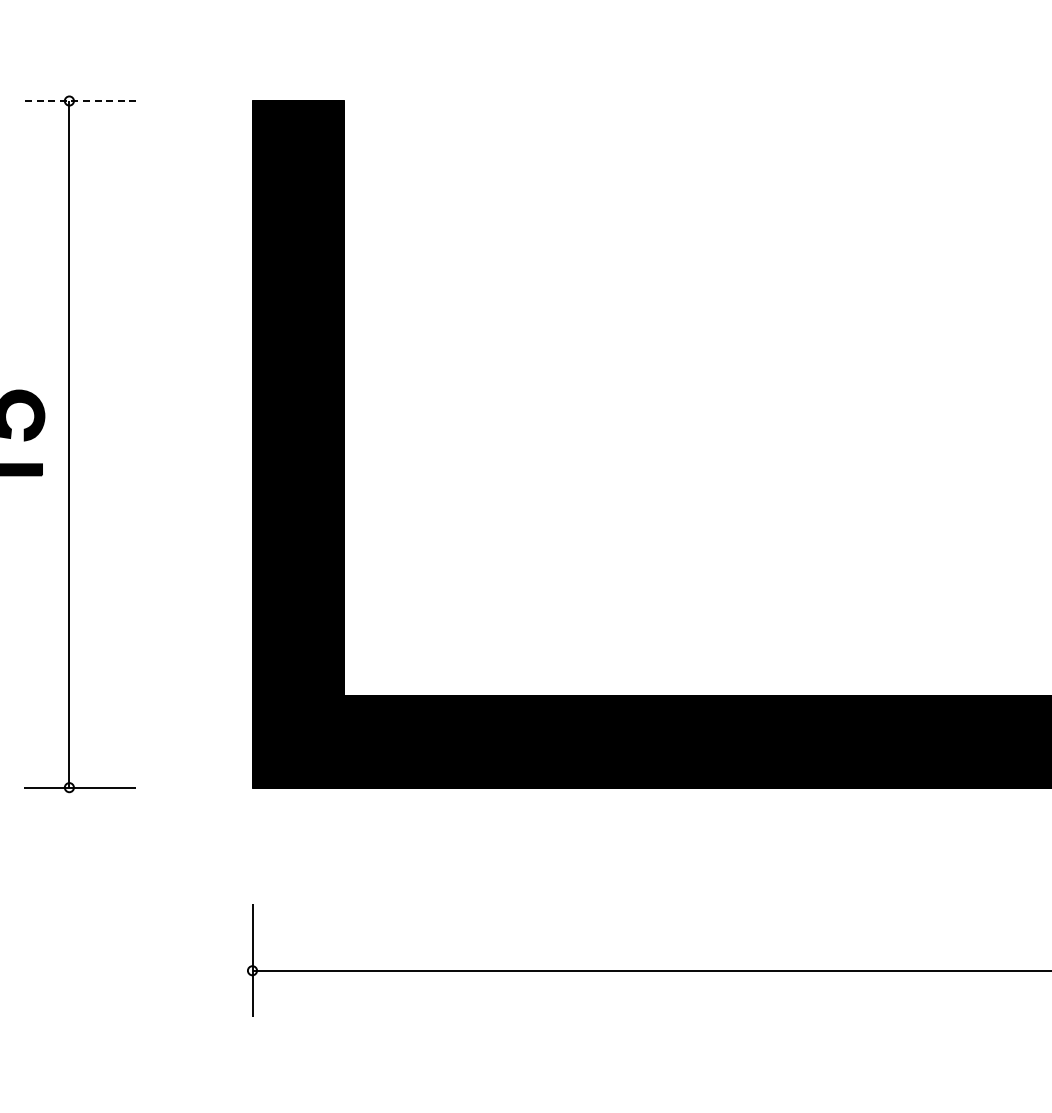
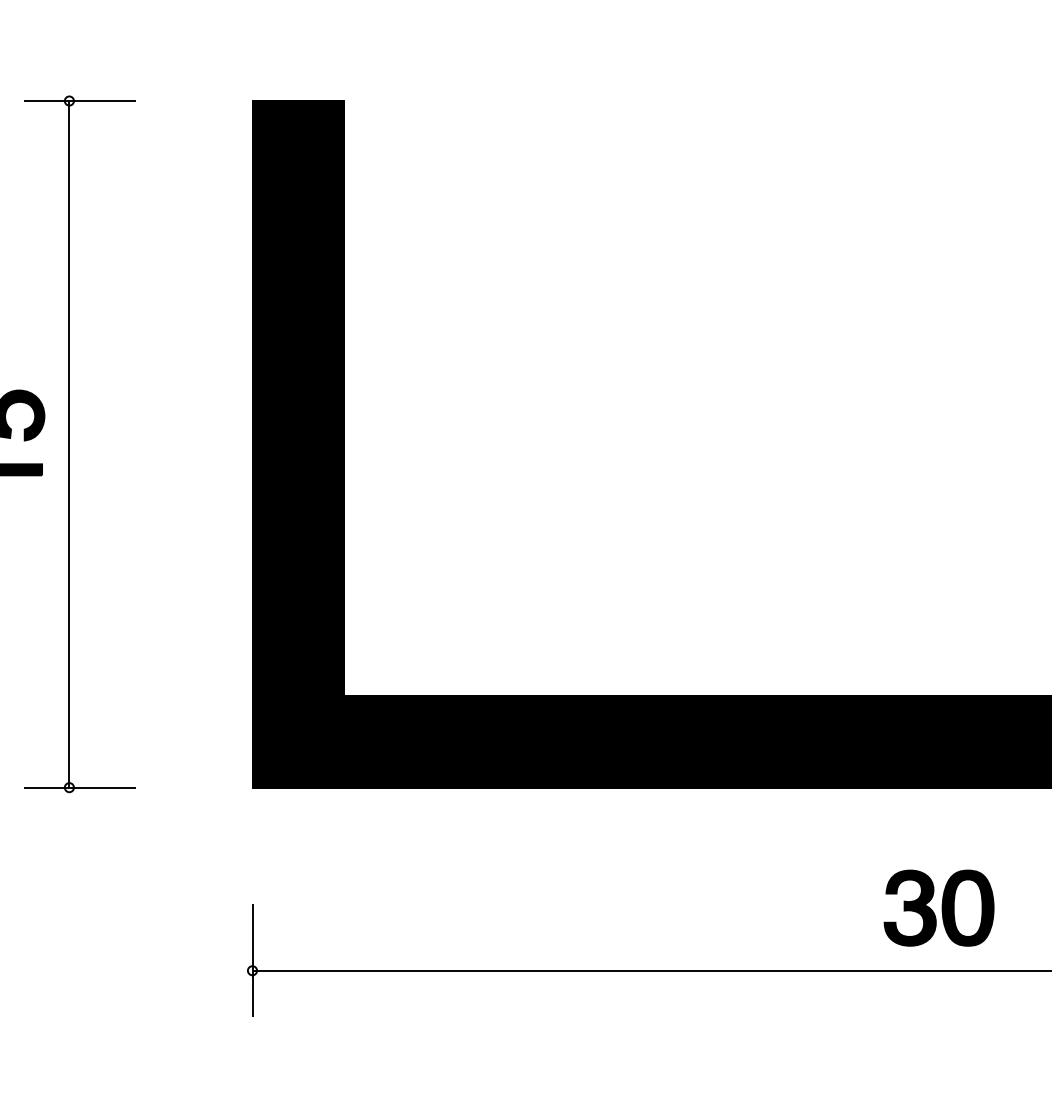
line: dashed -> solid (79, 101)
part: none -> present (938, 907)
